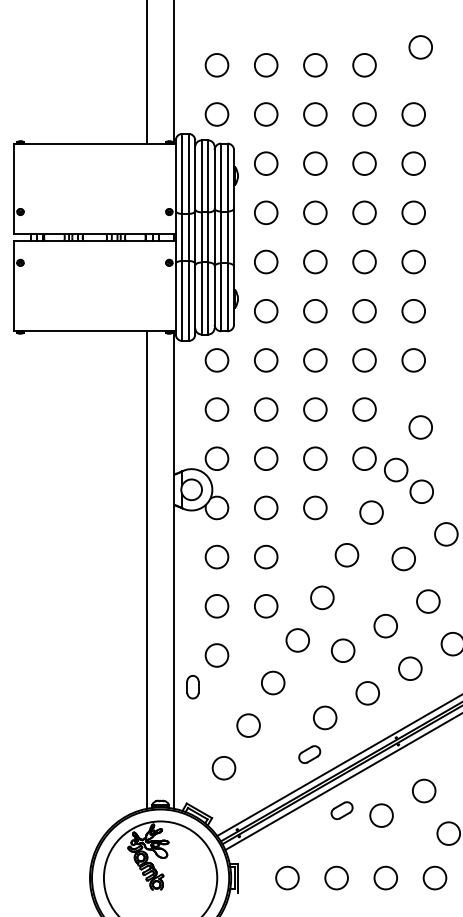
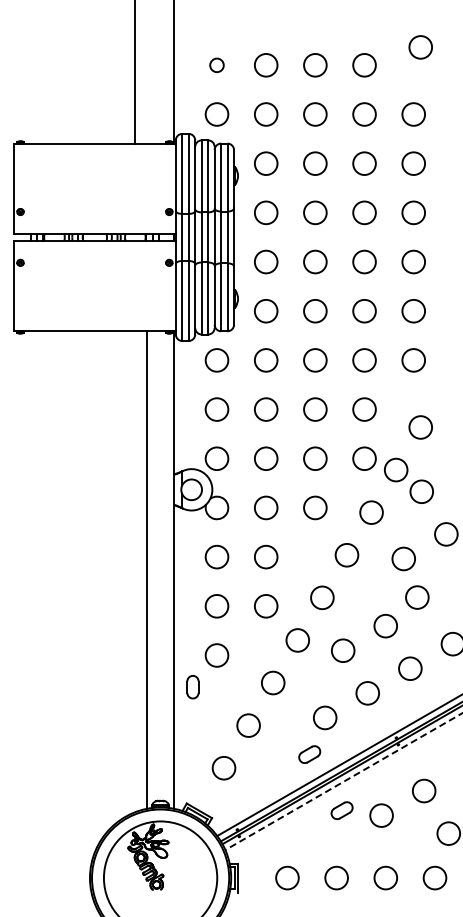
circle size: 26x25 px -> 16x16 px (216, 64)
line position: (147, 72) -> (135, 72) (135, 72)
circle position: (428, 601) -> (417, 597) (417, 597)
line: solid -> dashed (343, 781)
